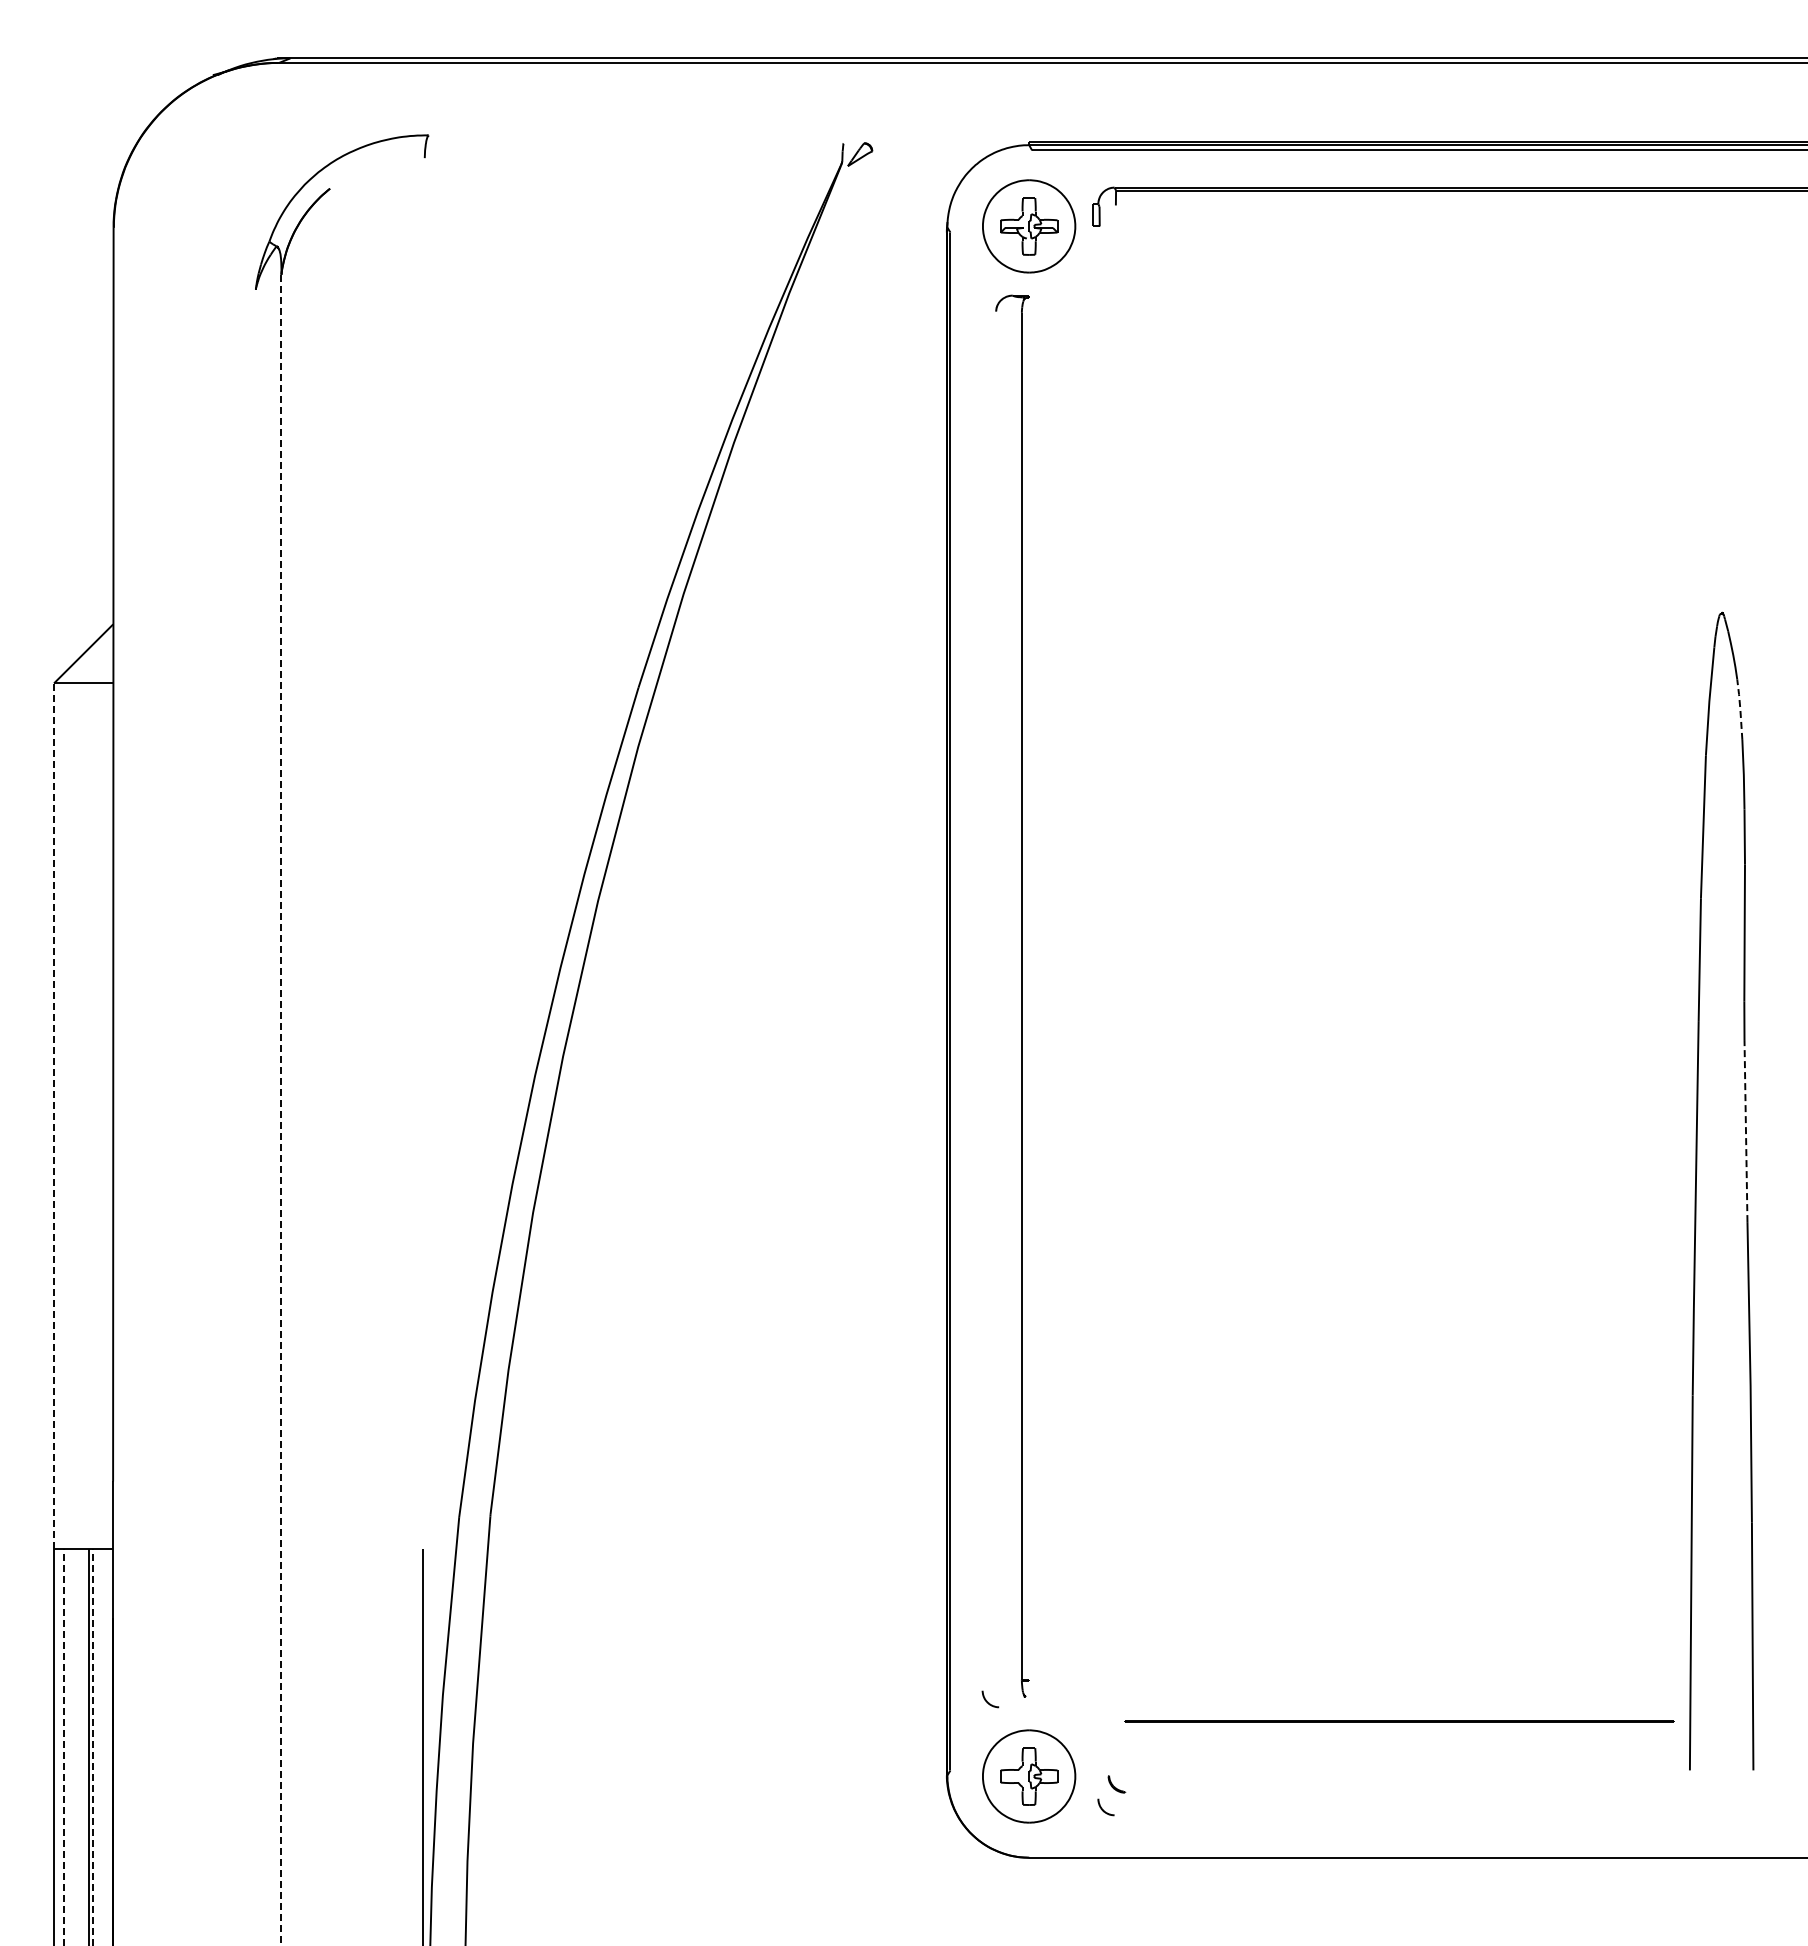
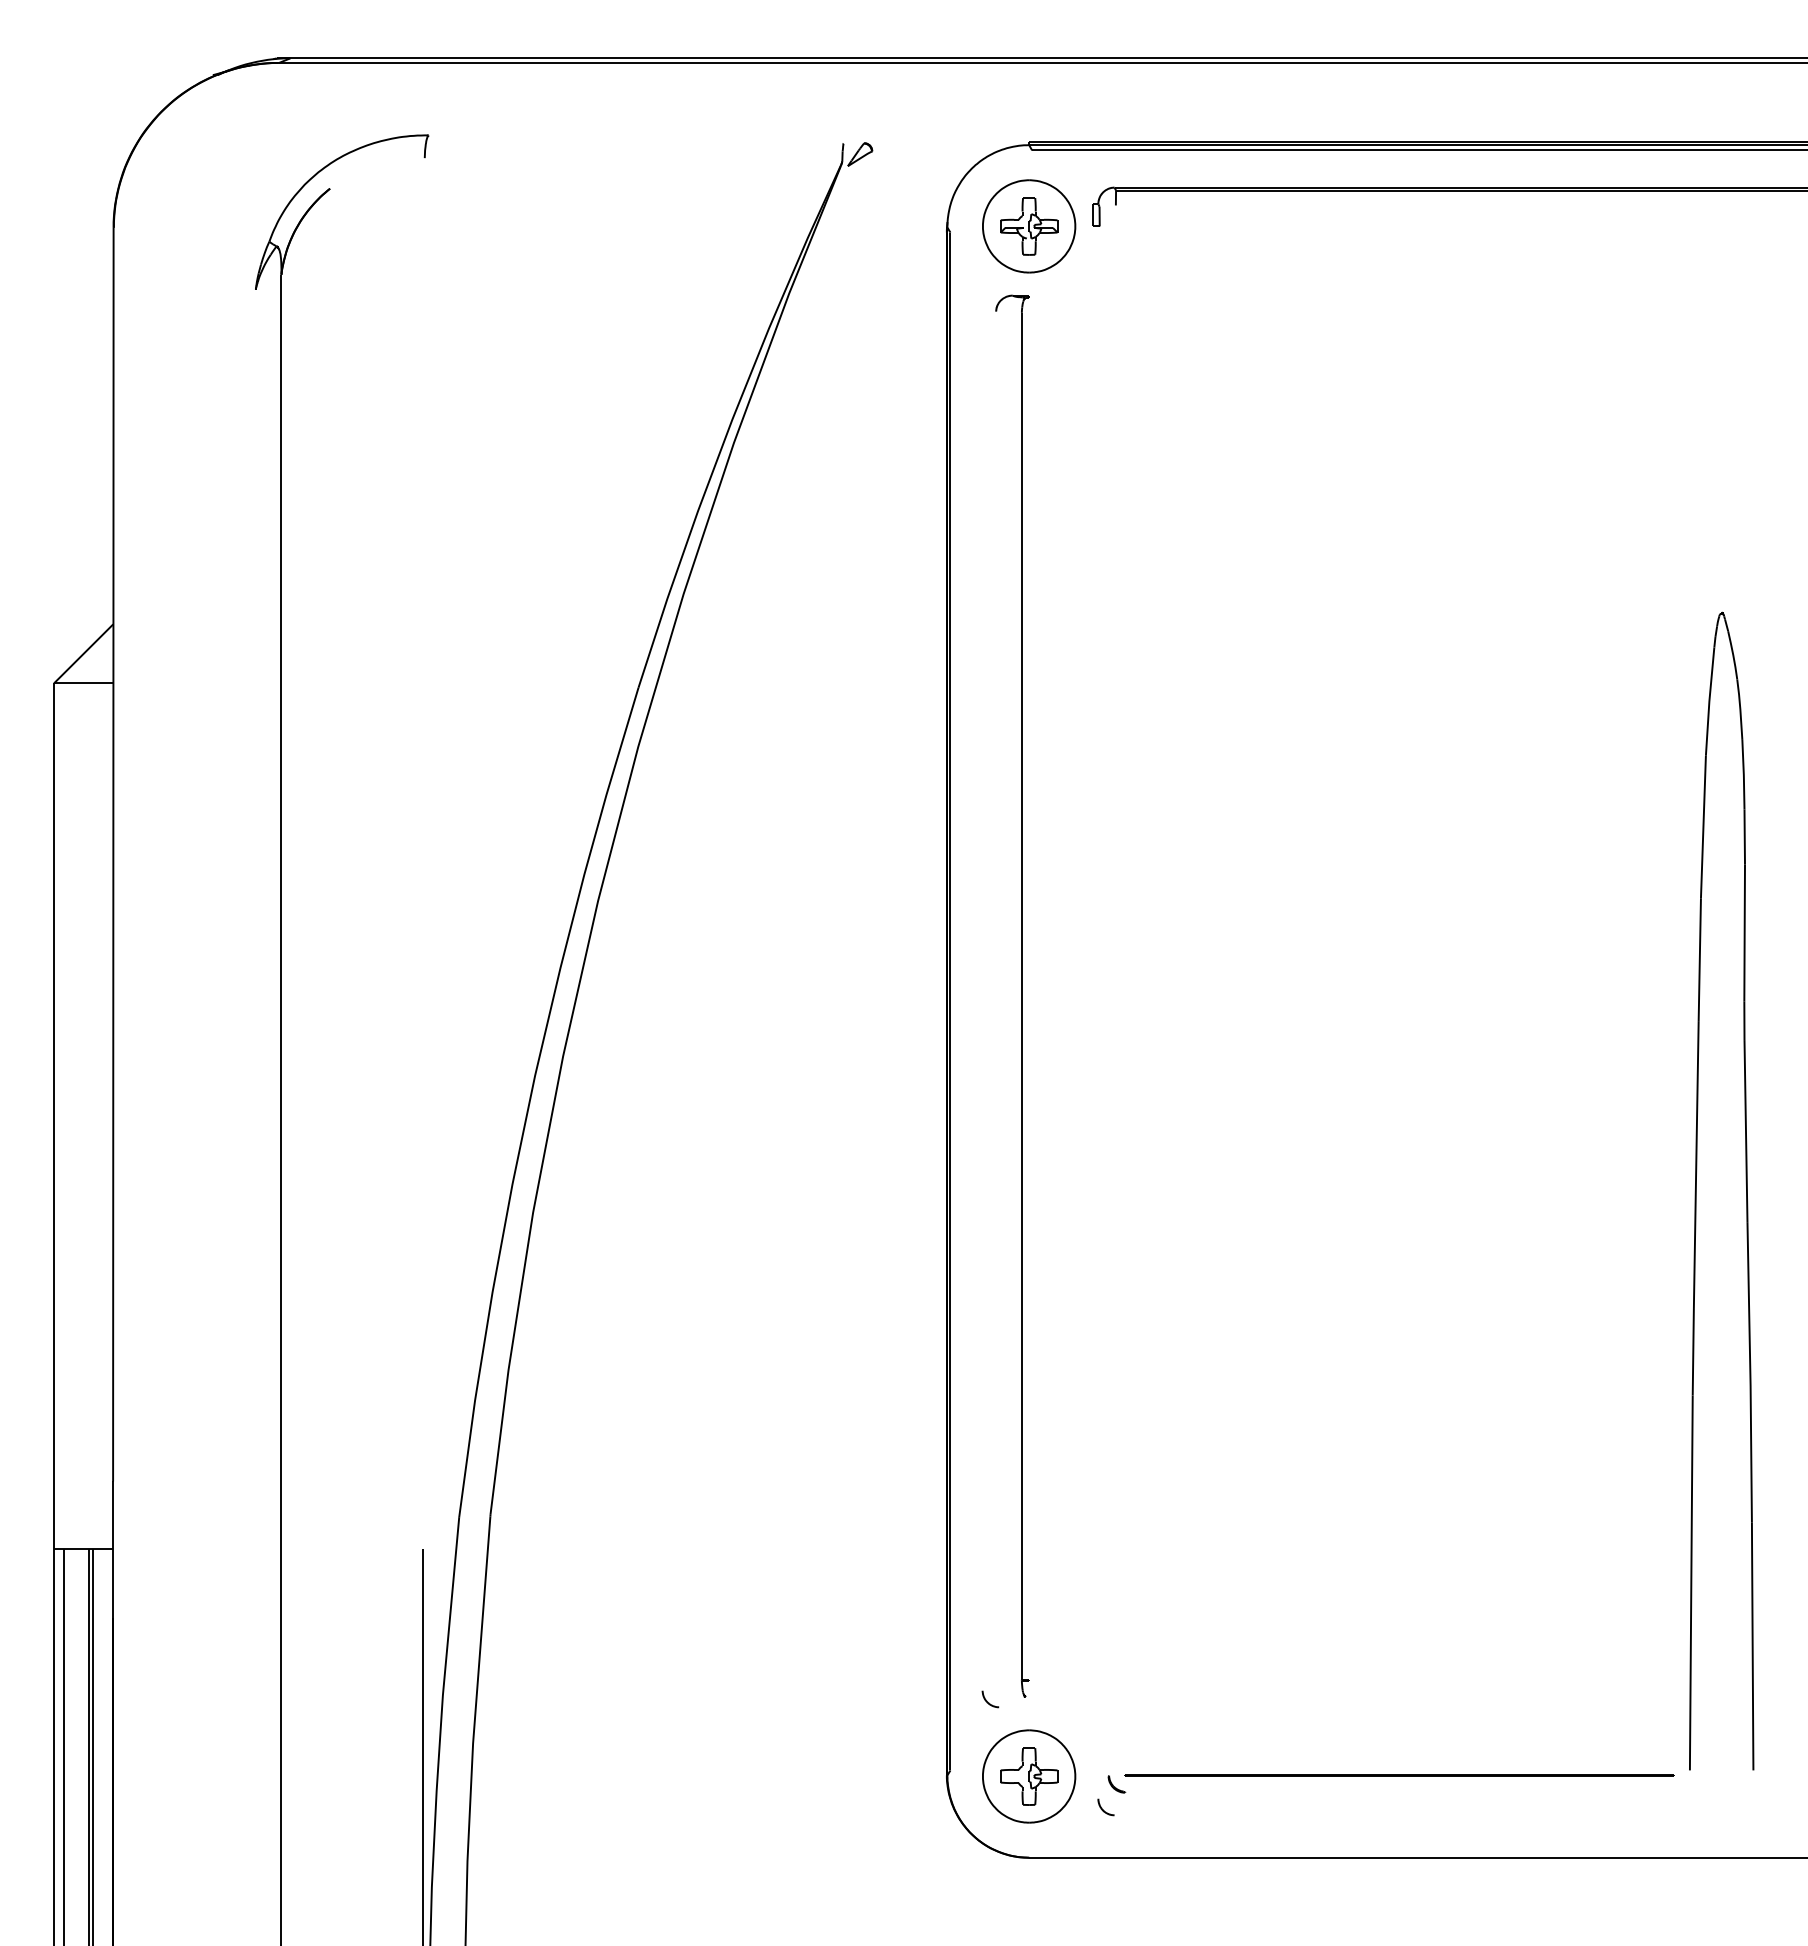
line: dashed -> solid (1740, 708)
line: dashed -> solid (281, 1110)
line: dashed -> solid (54, 1116)
line: dashed -> solid (1745, 1130)
line position: (1399, 1721) -> (1399, 1775) (1399, 1775)
line: dashed -> solid (63, 1747)
line: dashed -> solid (93, 1747)
